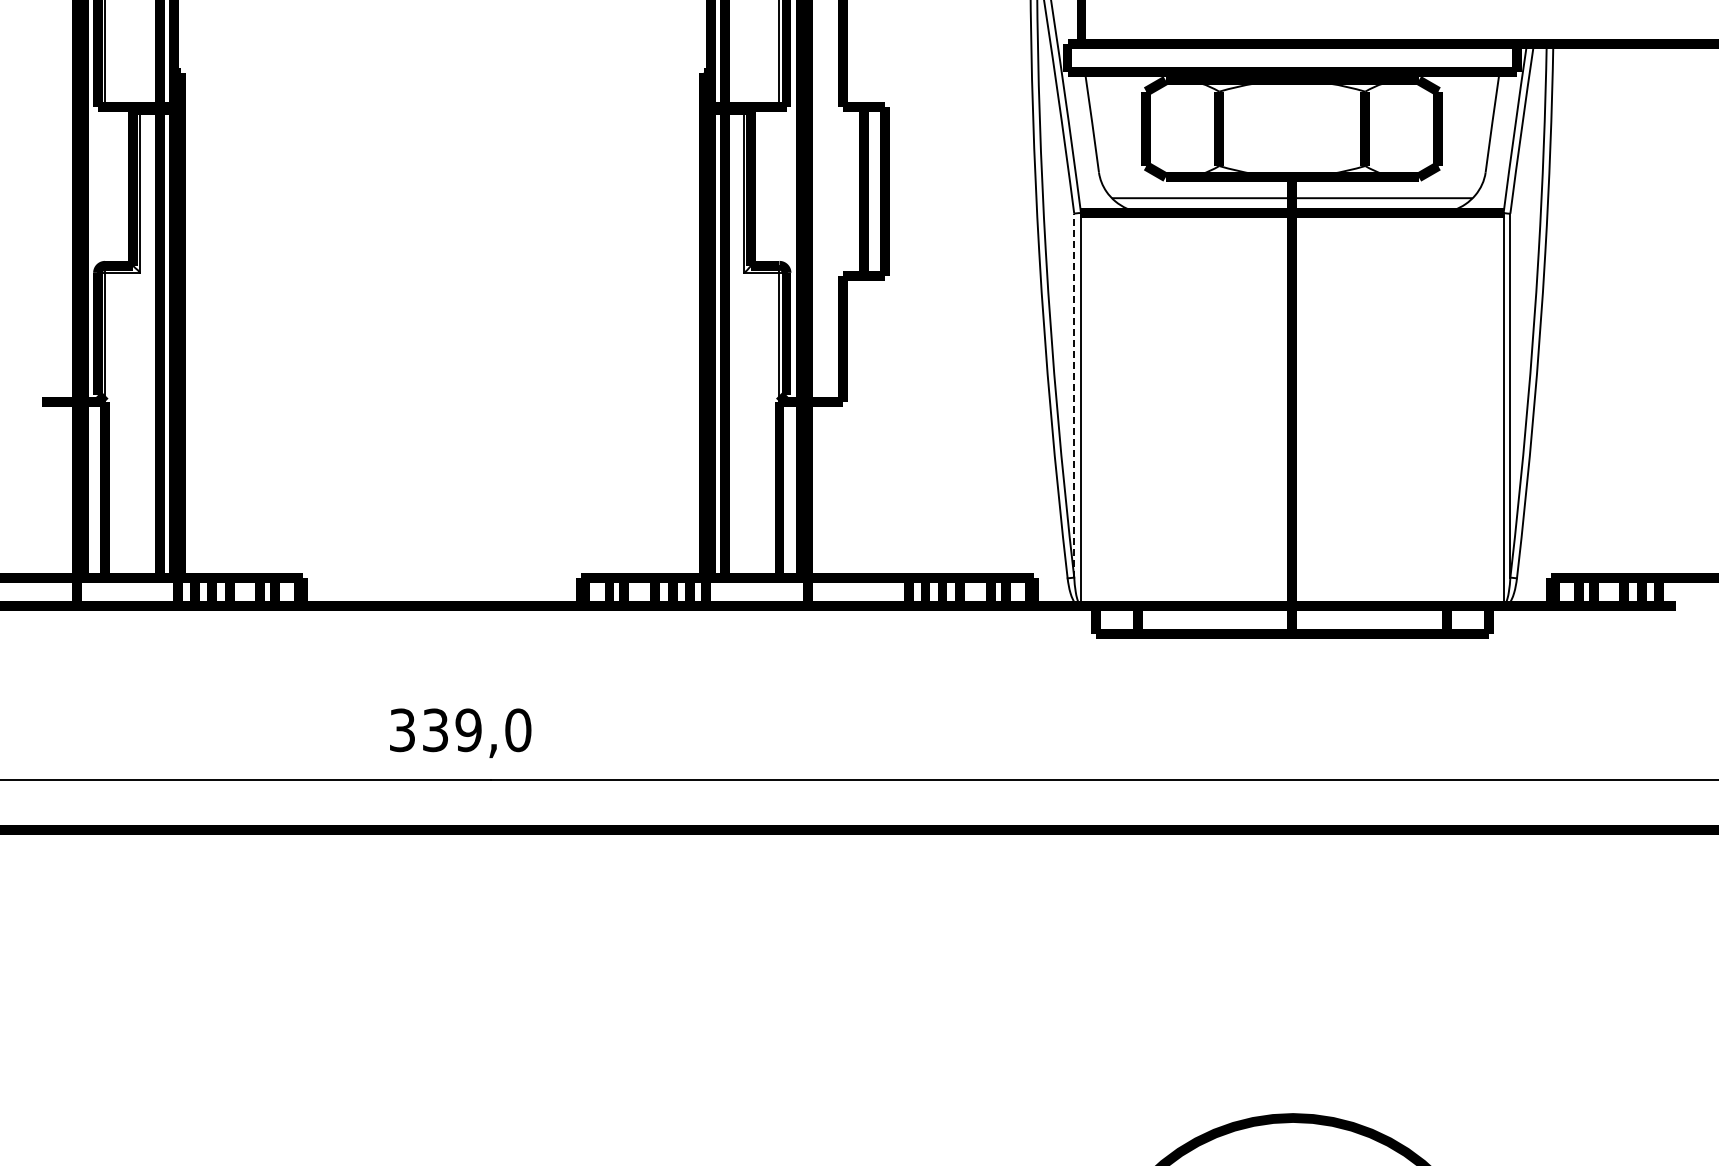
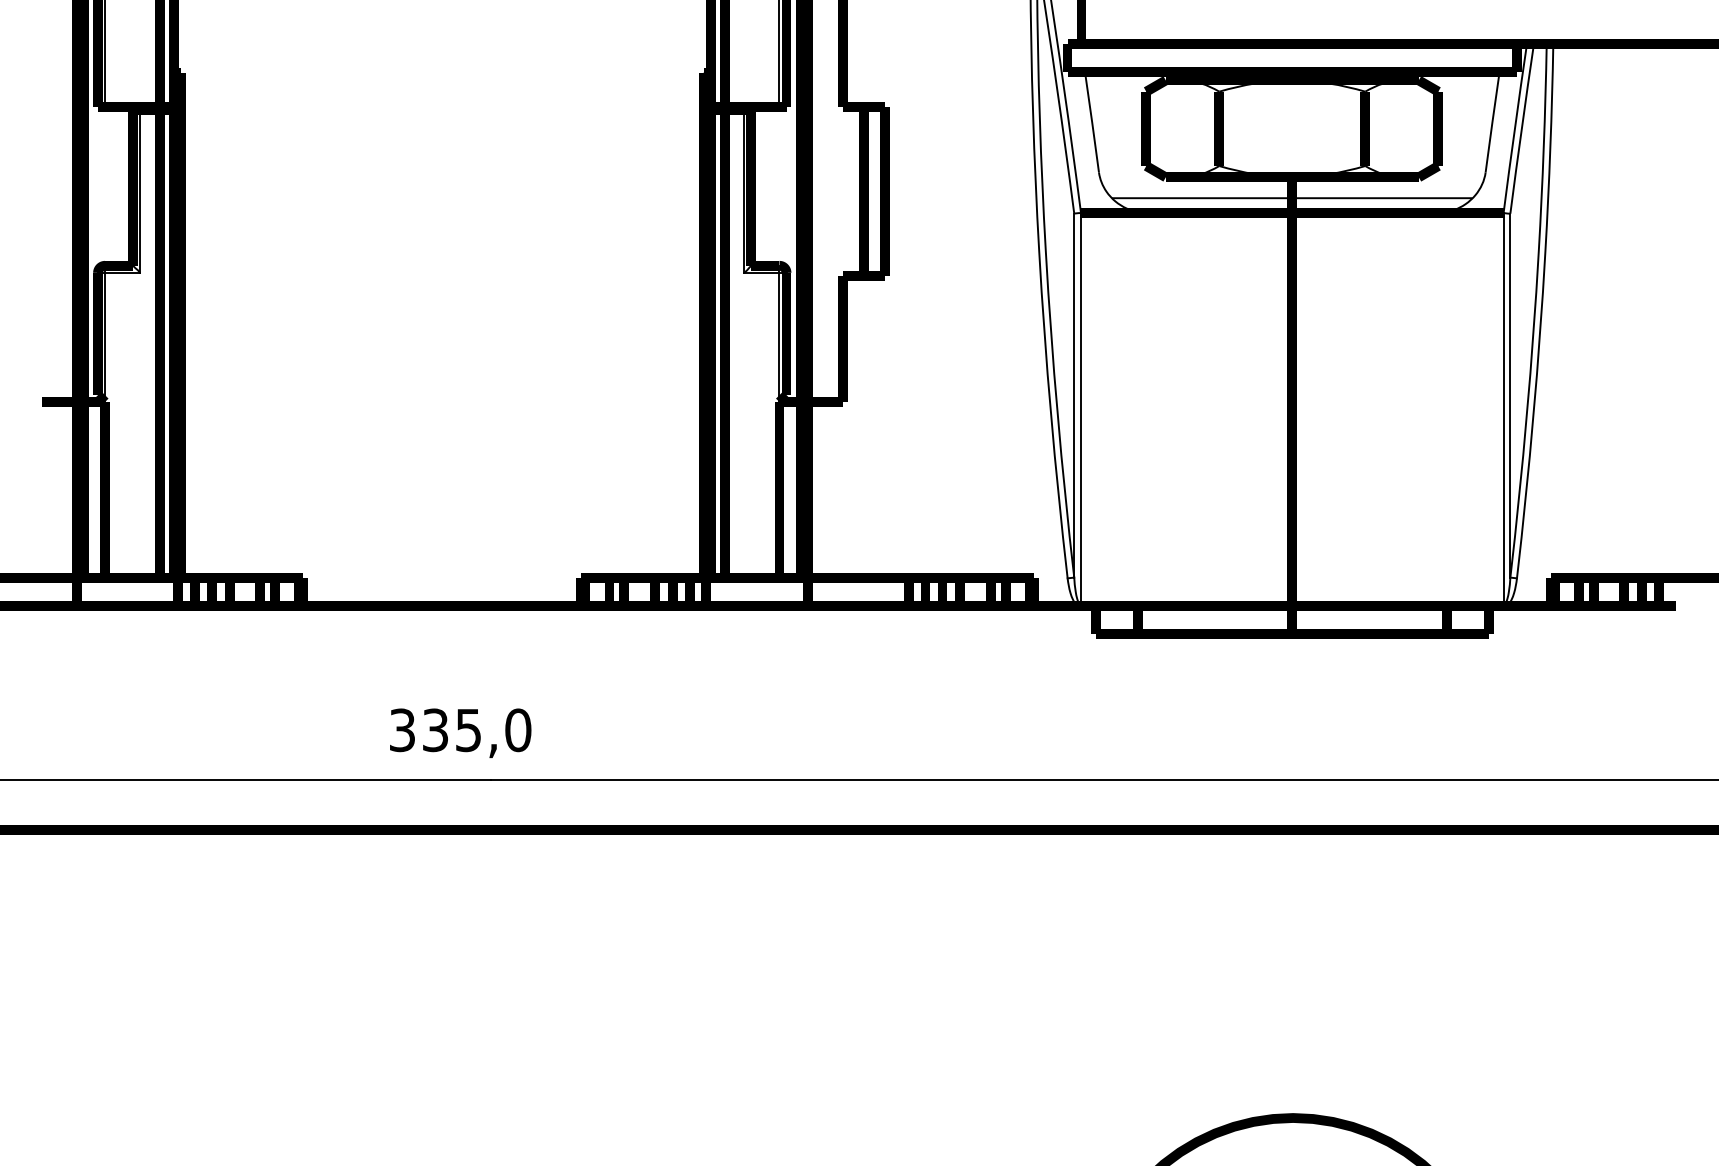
line: dashed -> solid (1074, 395)
text: 339,0 -> 335,0 (468, 729)
